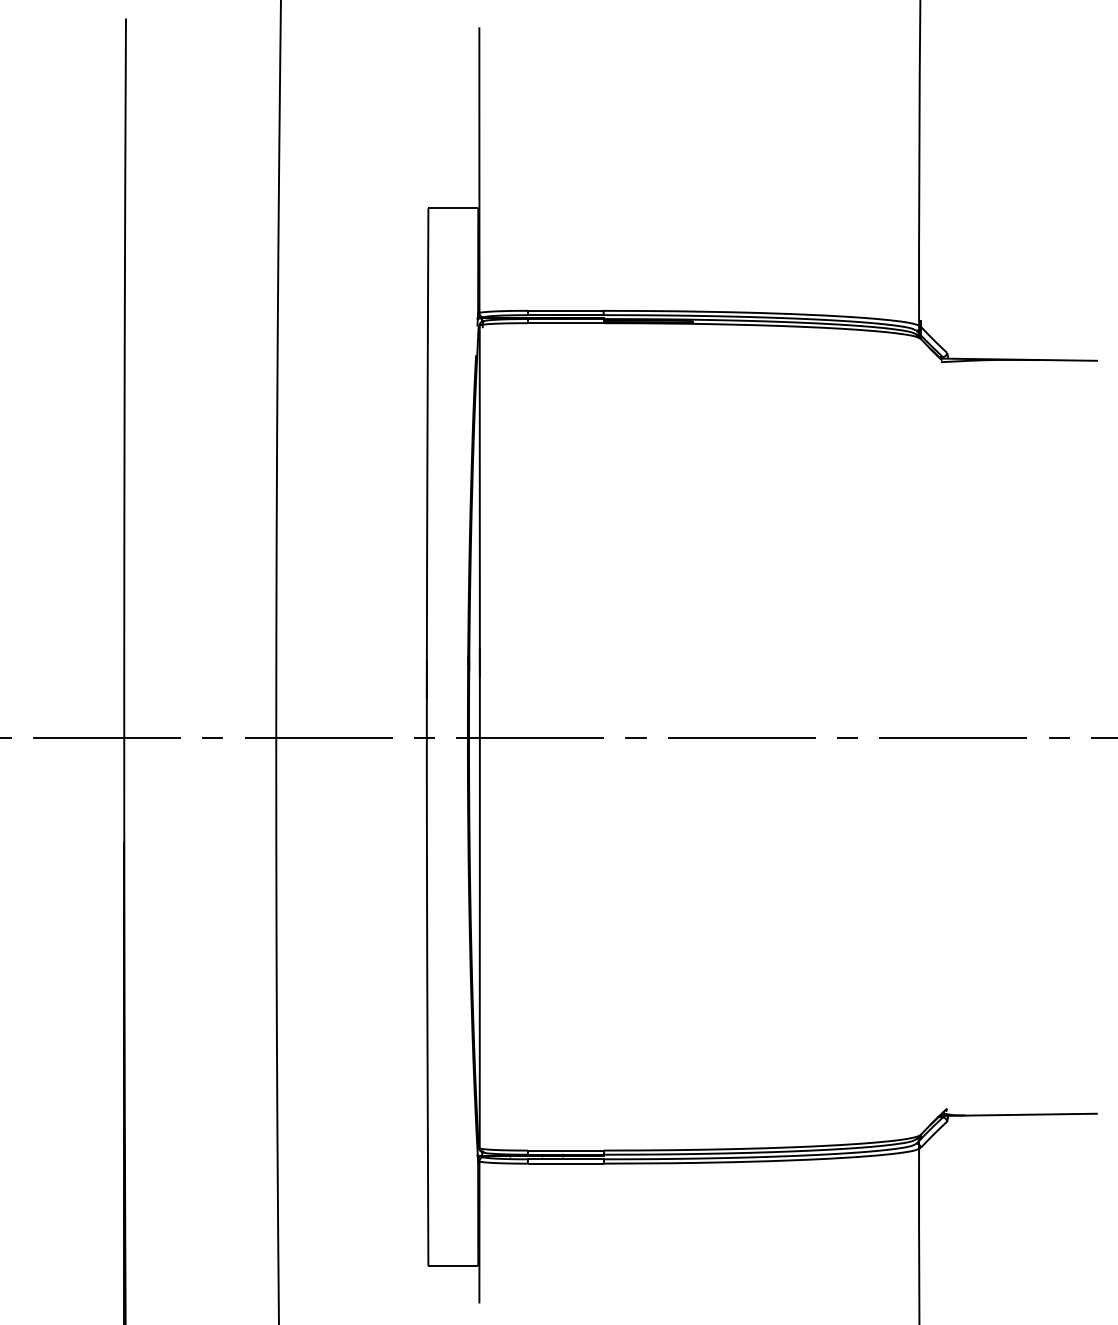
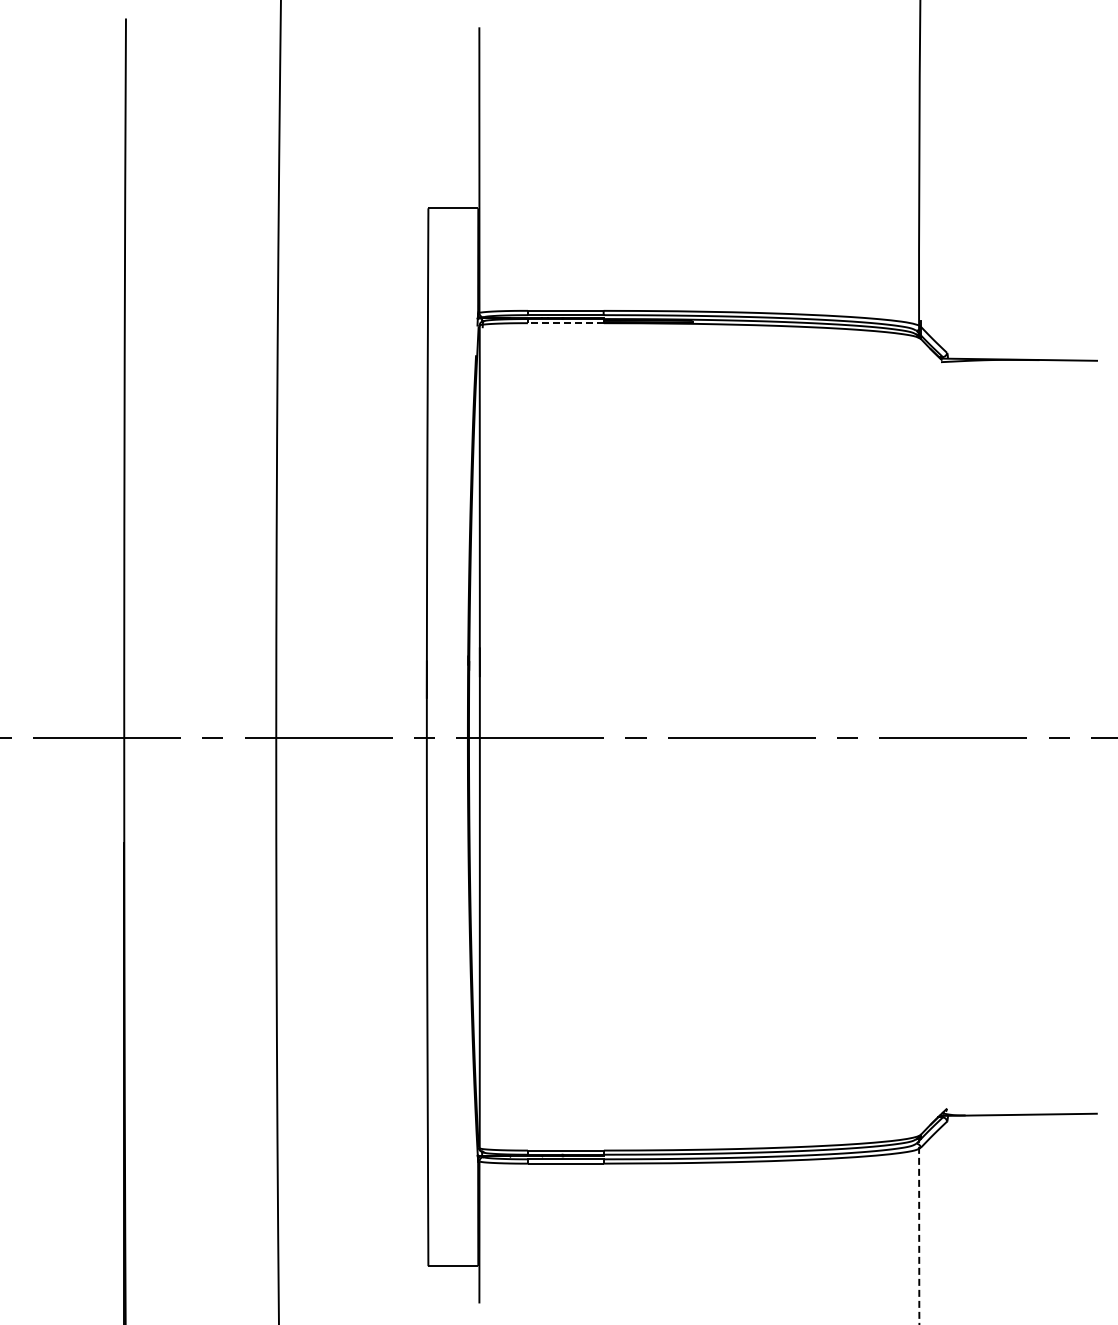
line: solid -> dashed (565, 323)
arc: solid -> dashed (919, 1230)
